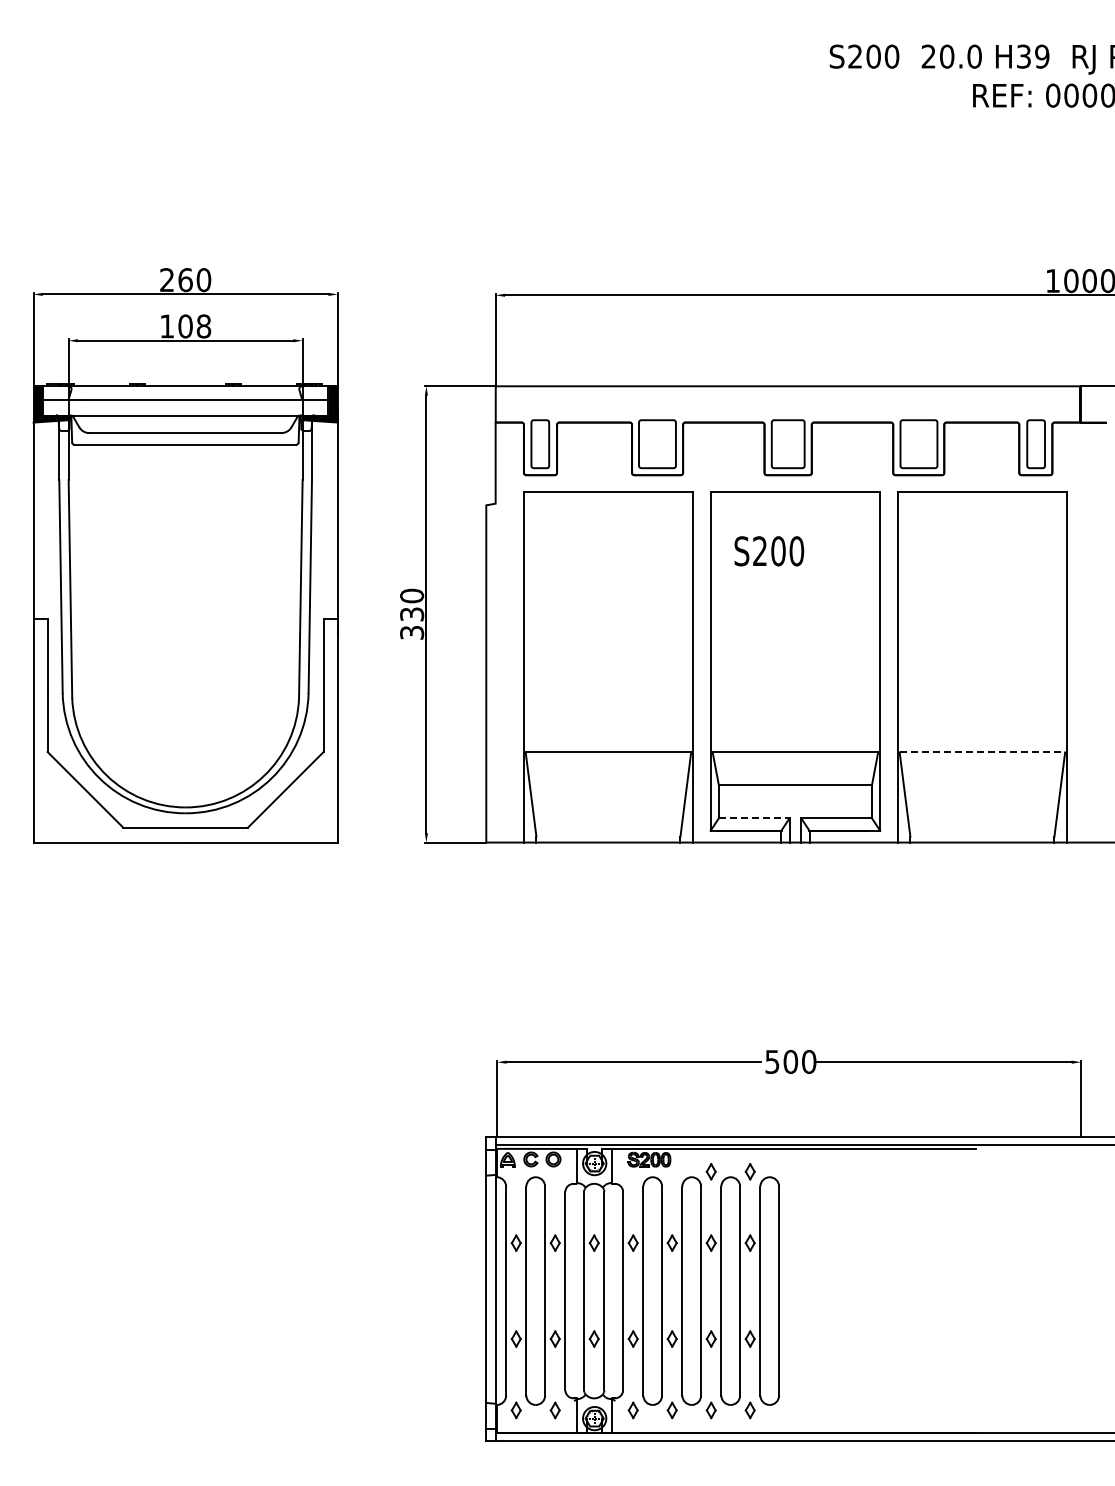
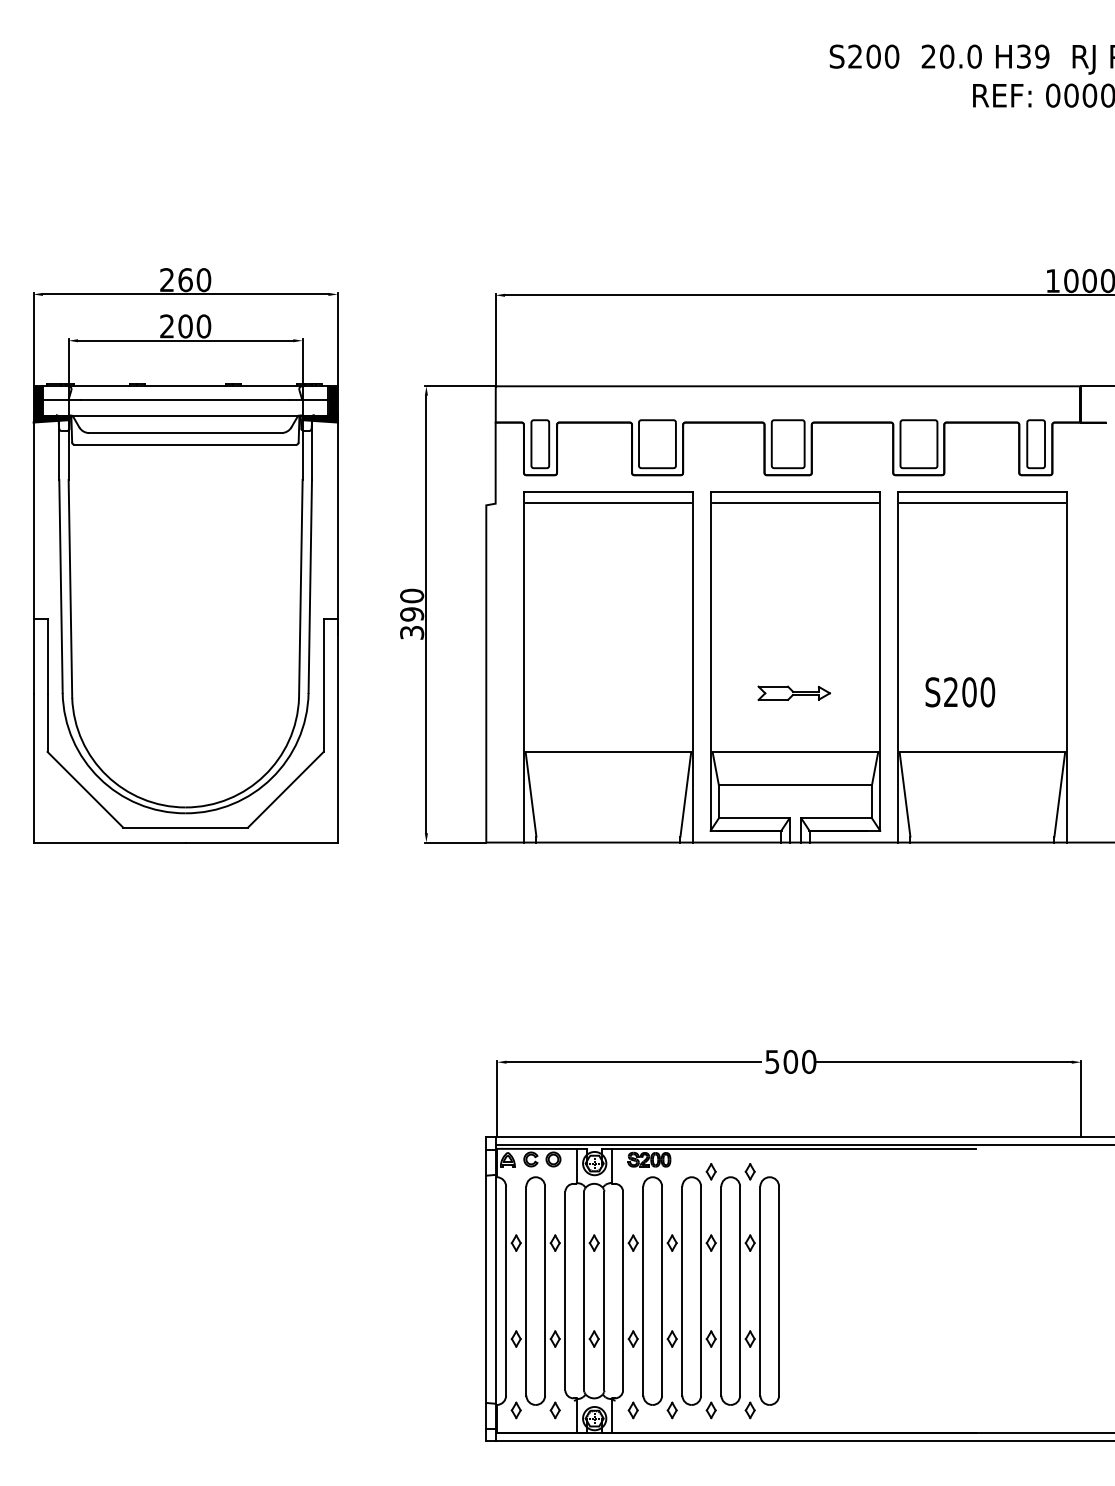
text: 108 -> 200 (185, 326)
line: none -> present (608, 503)
line: none -> present (795, 503)
line: none -> present (982, 503)
text position: (769, 551) -> (960, 692) (960, 692)
text: 330 -> 390 (411, 614)
part: none -> present (794, 692)
line: dashed -> solid (982, 752)
line: dashed -> solid (754, 818)
